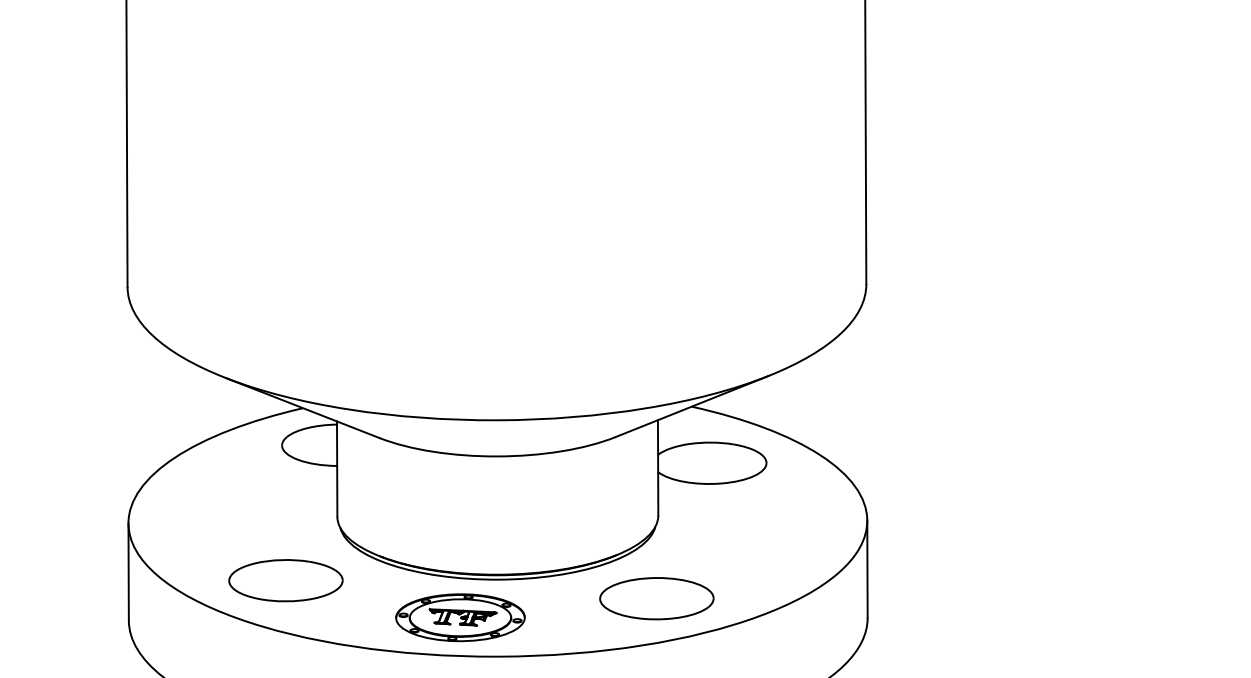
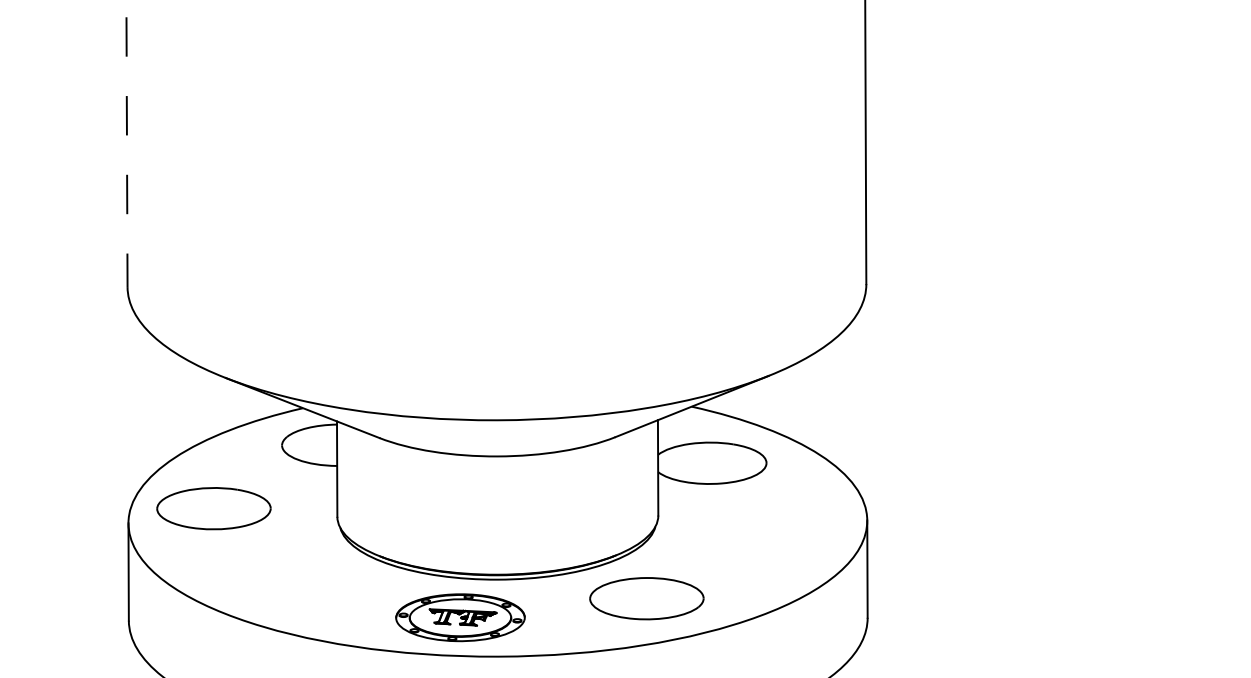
line: solid -> dashed (126, 144)
part position: (285, 580) -> (213, 508) (213, 508)
part position: (656, 598) -> (646, 598) (646, 598)
